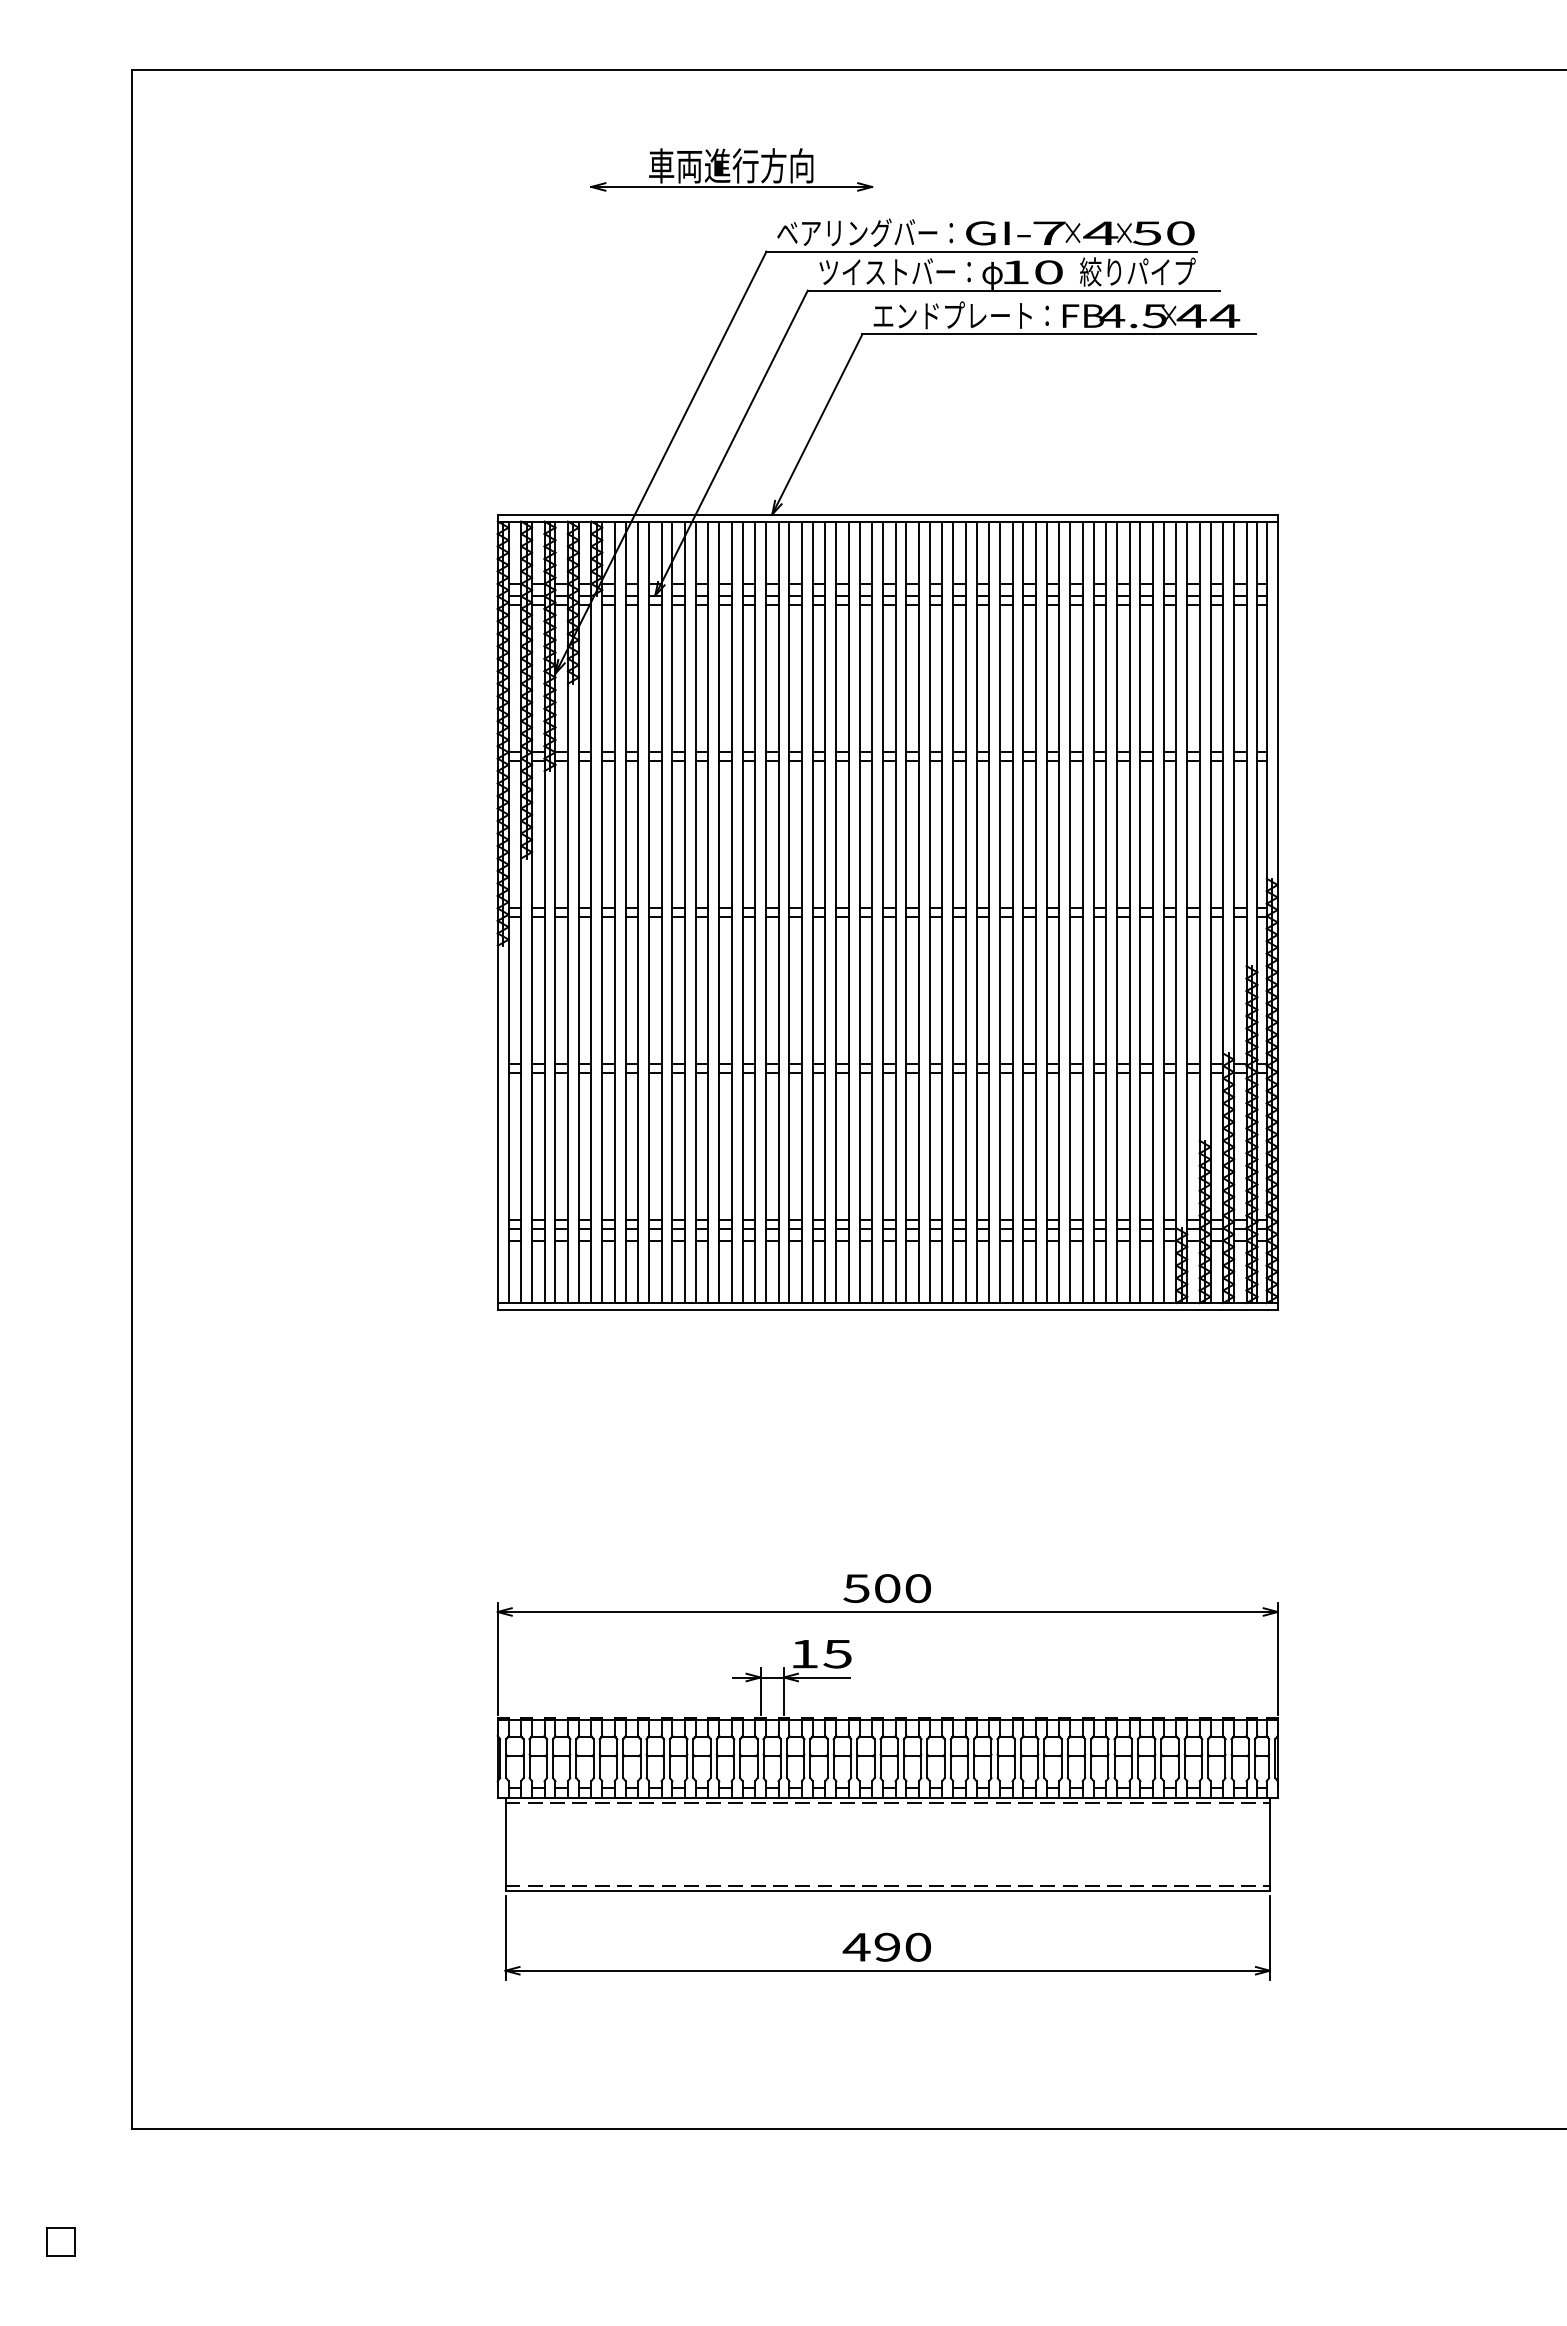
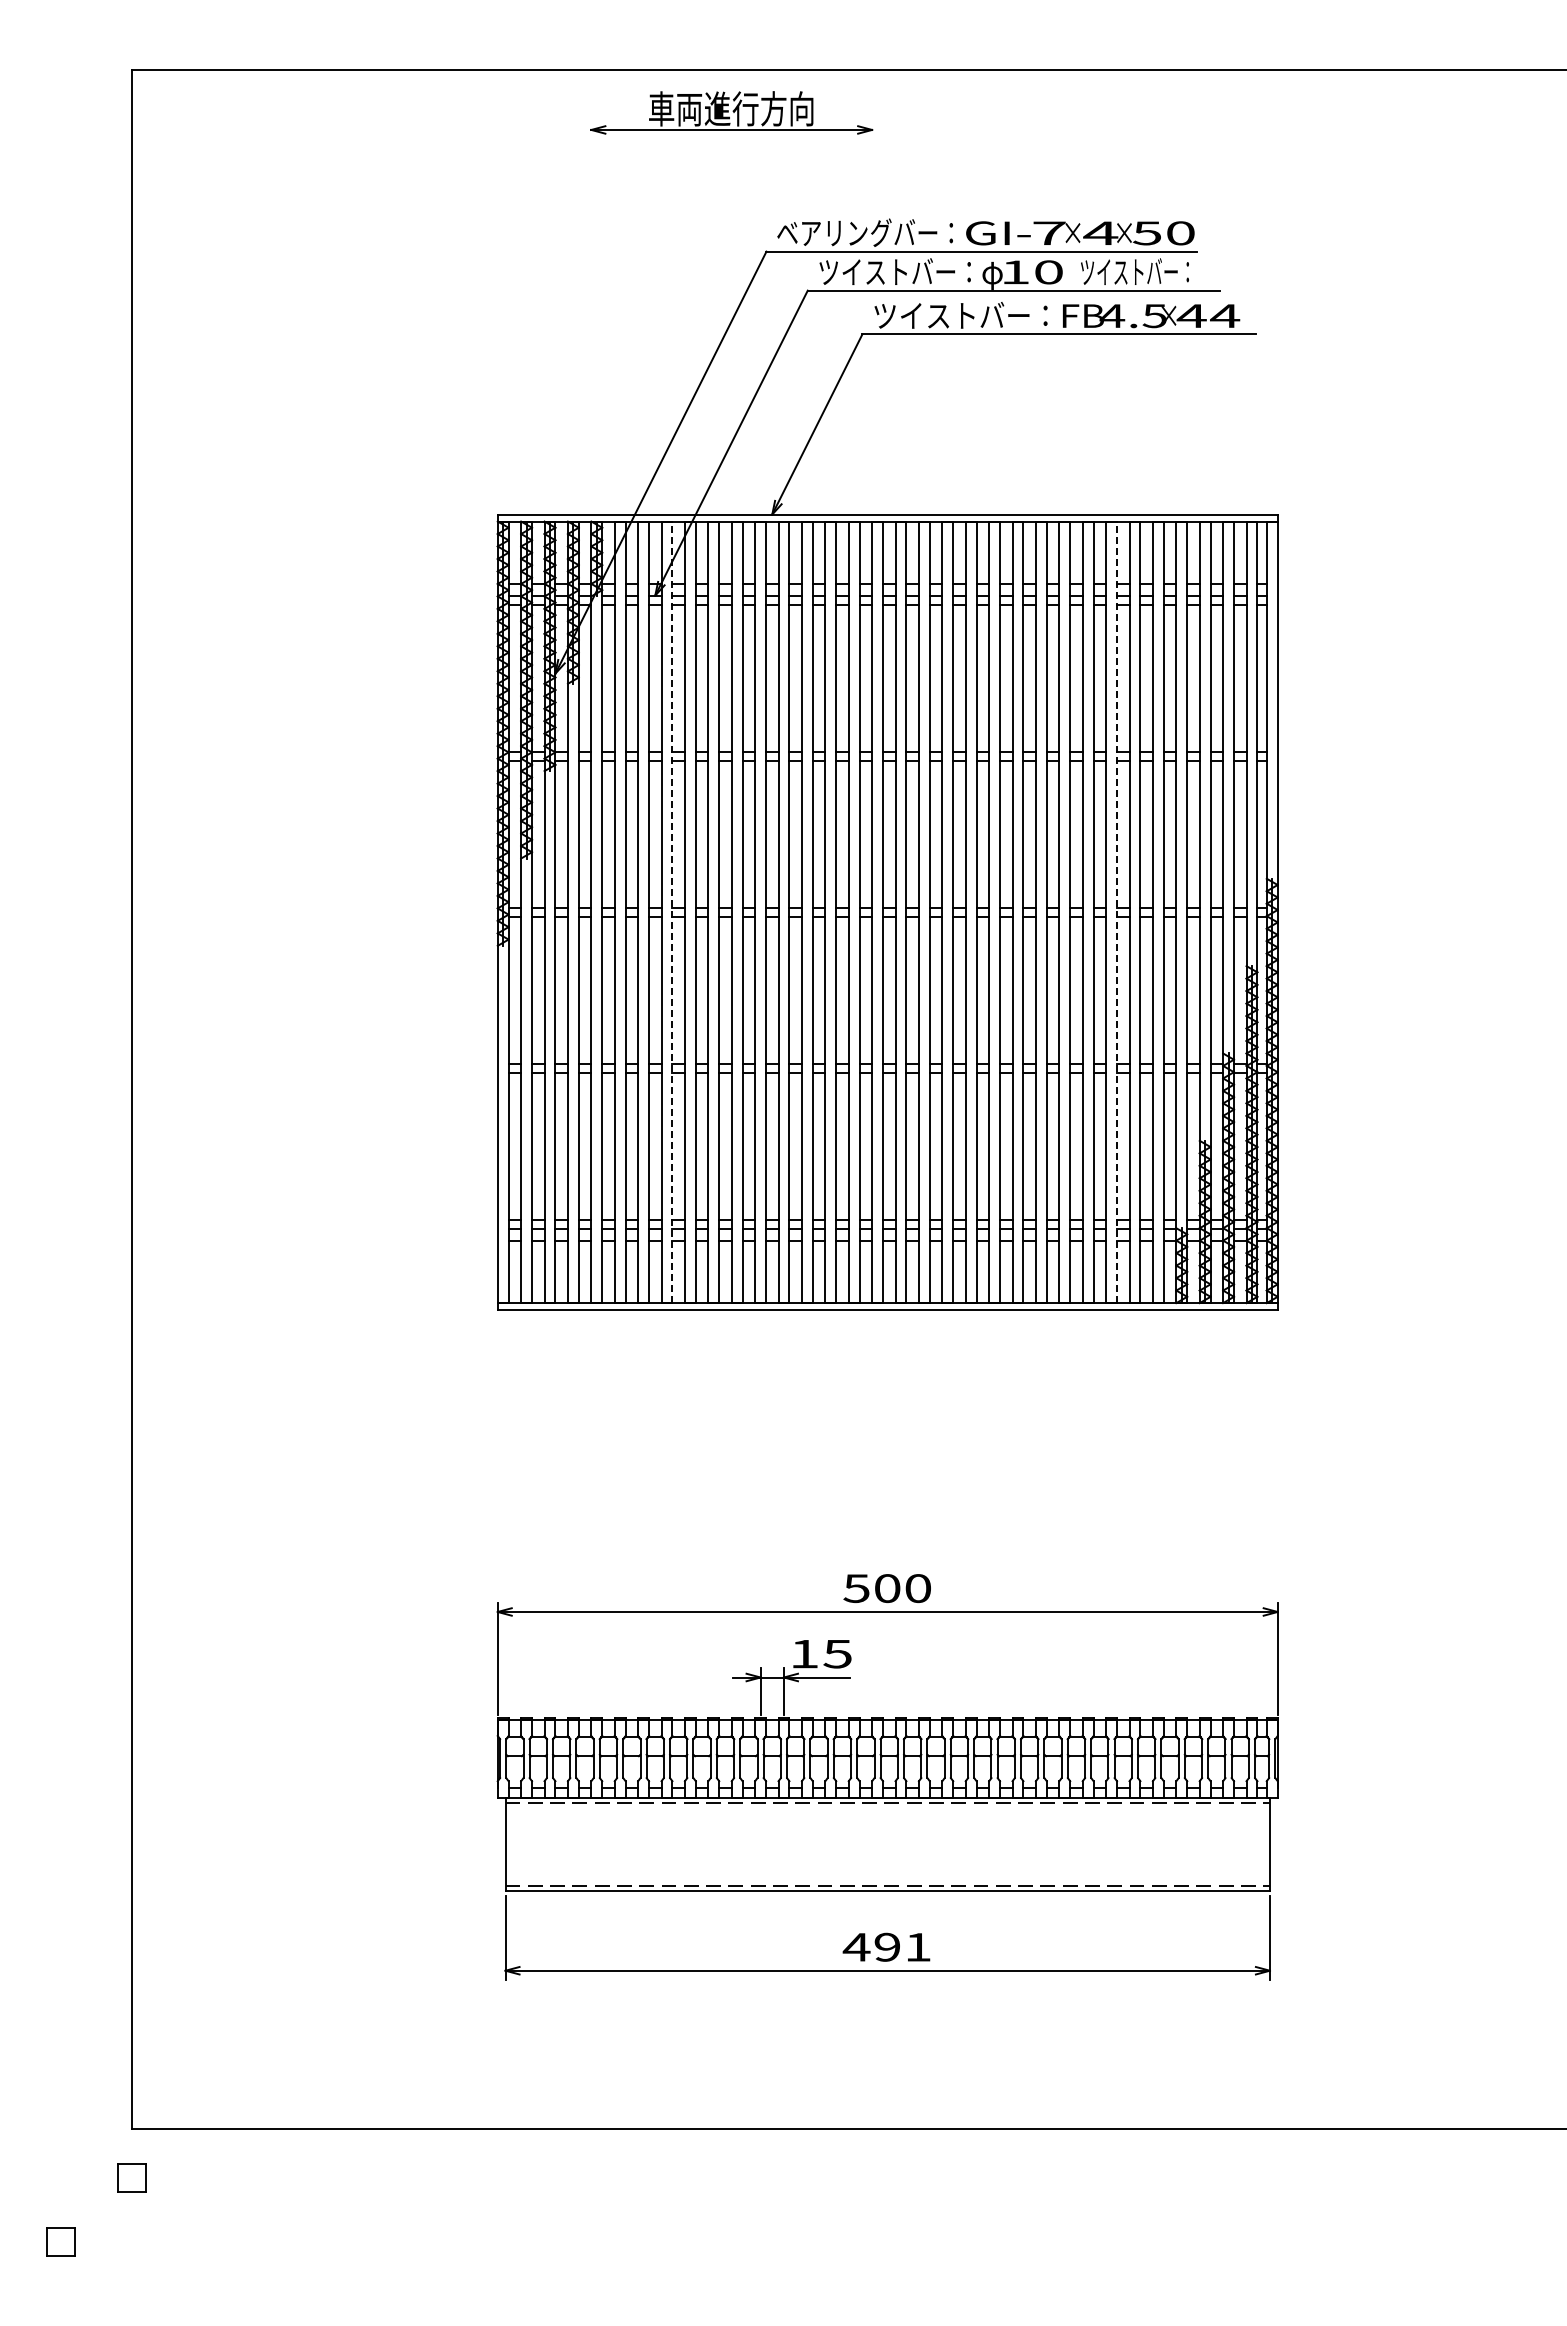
part position: (731, 169) -> (731, 112) (731, 112)
text: 絞りパイプ -> ツイストバー： (1137, 271)
text: エンドプレート： -> ツイストバー： (960, 315)
line: solid -> dashed (672, 912)
line: solid -> dashed (1117, 912)
text: 490 -> 491 (917, 1946)
part: none -> present (131, 2177)
